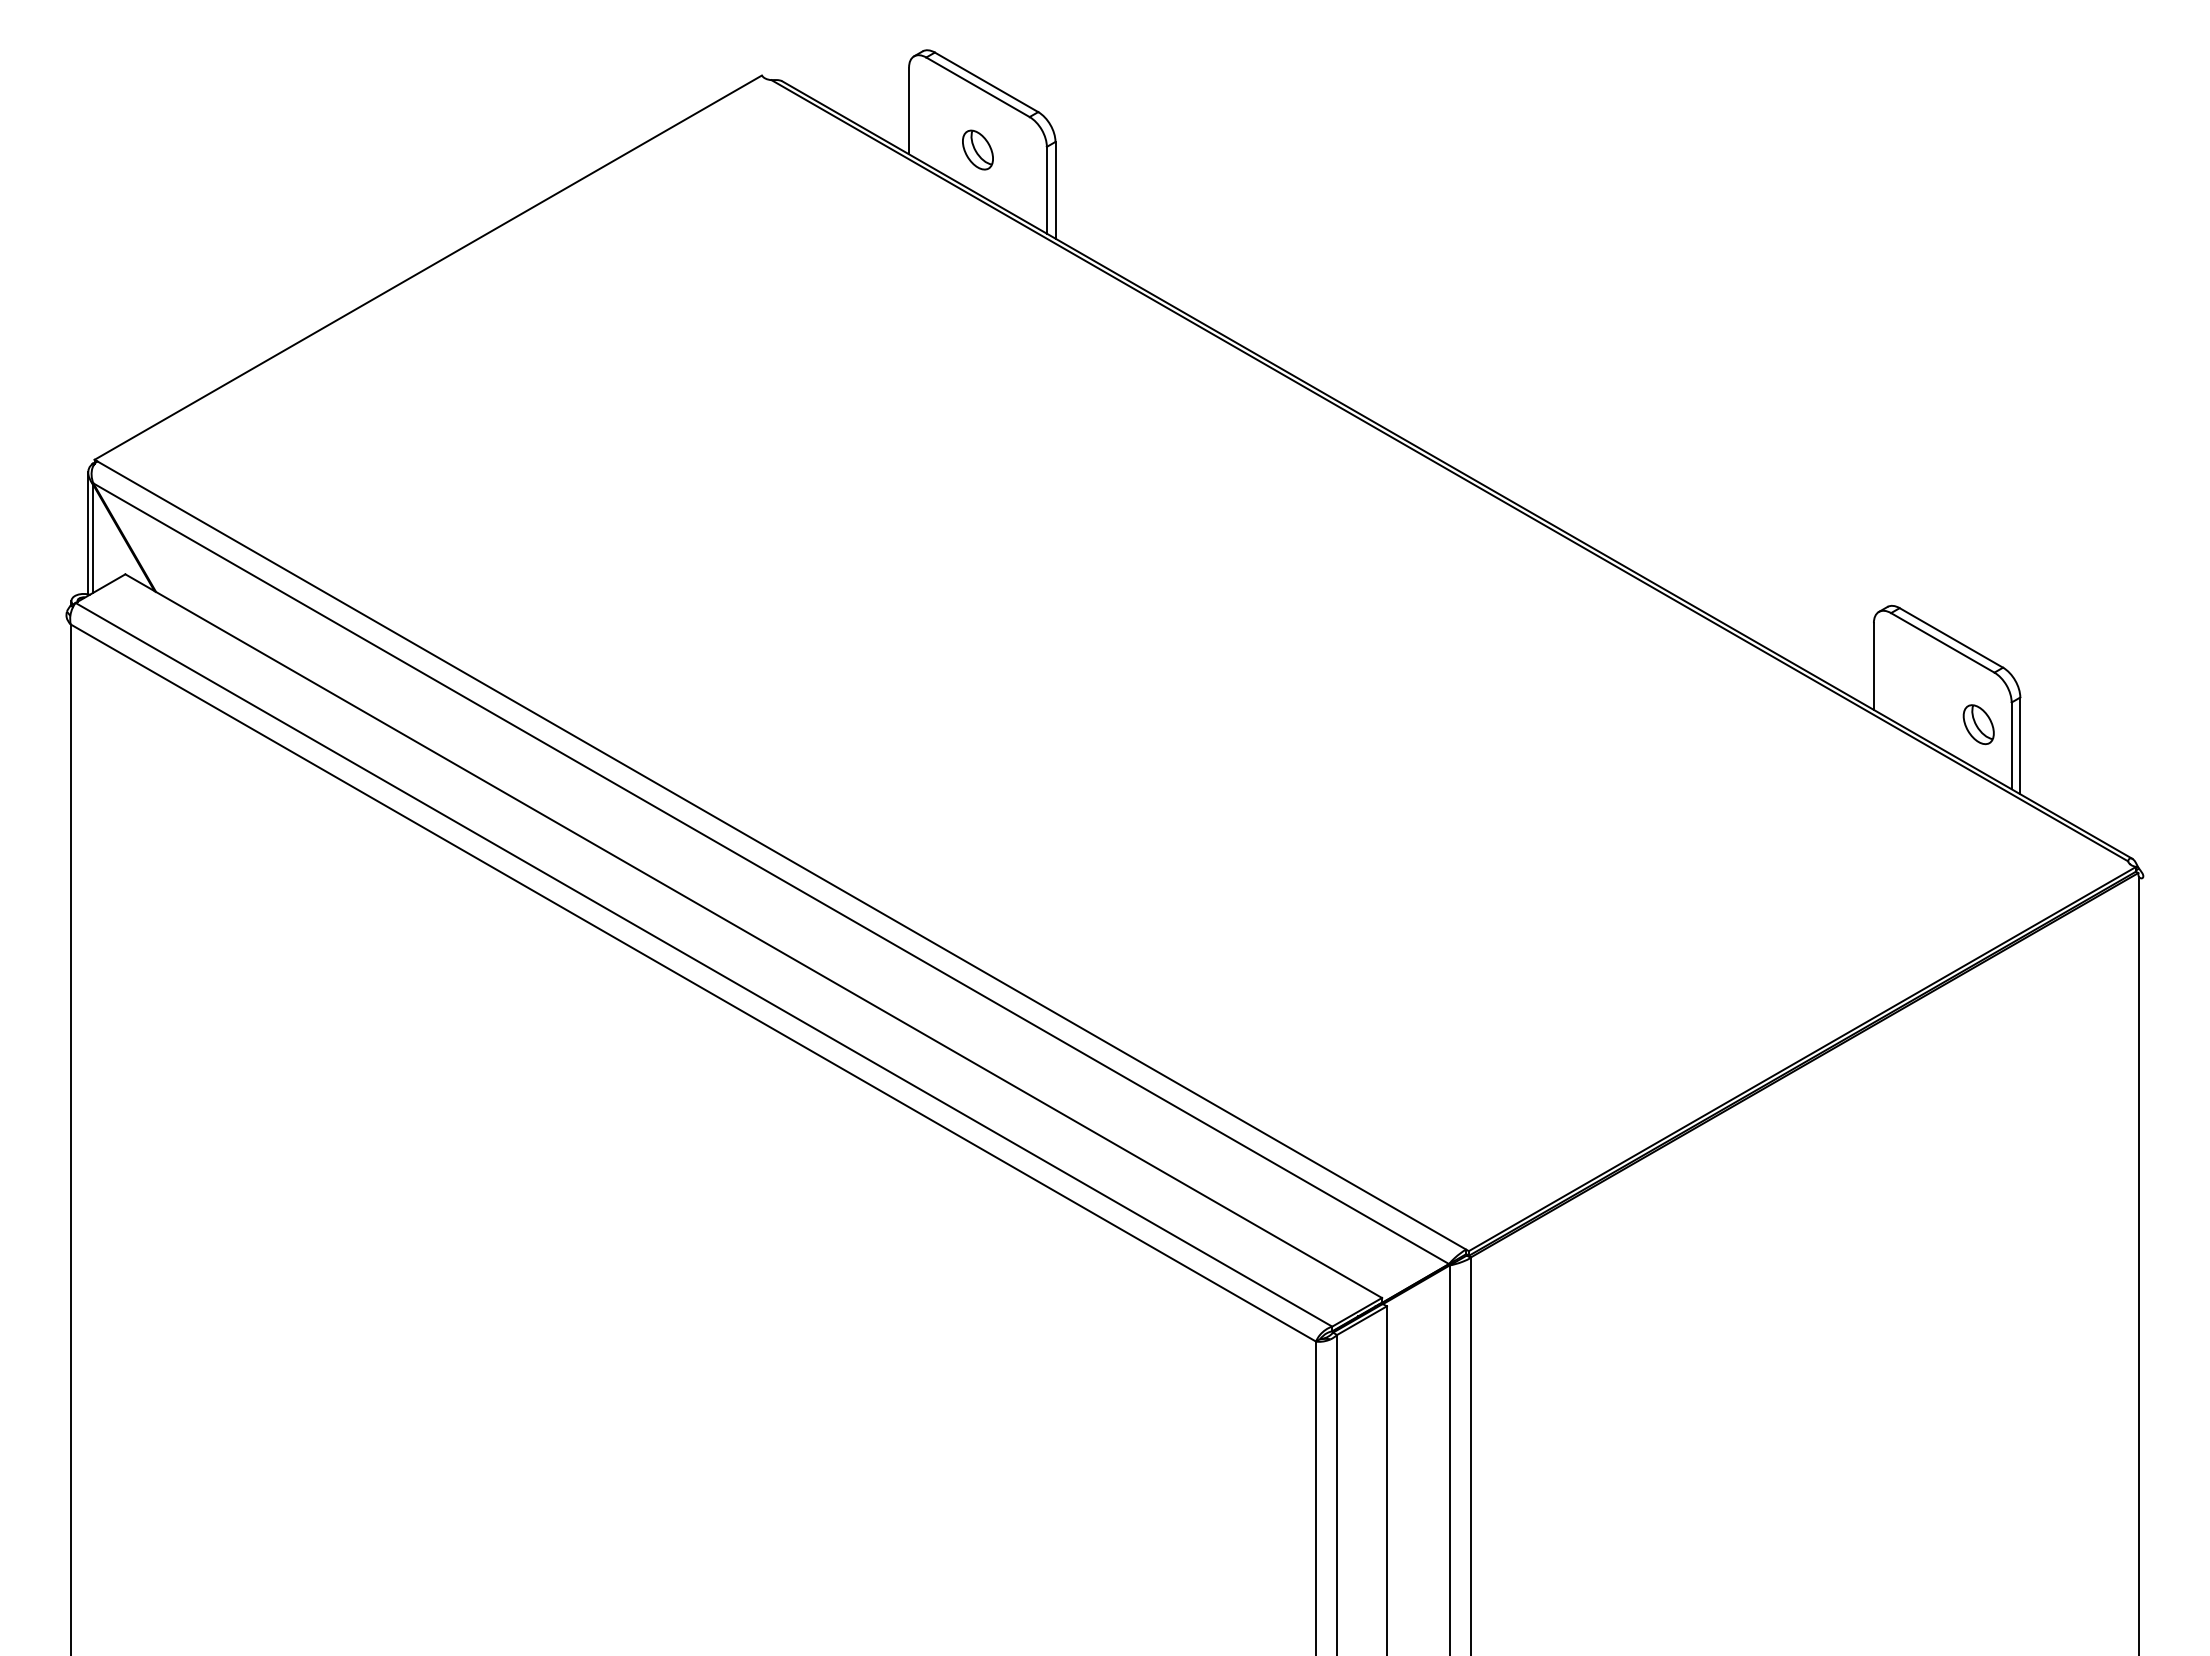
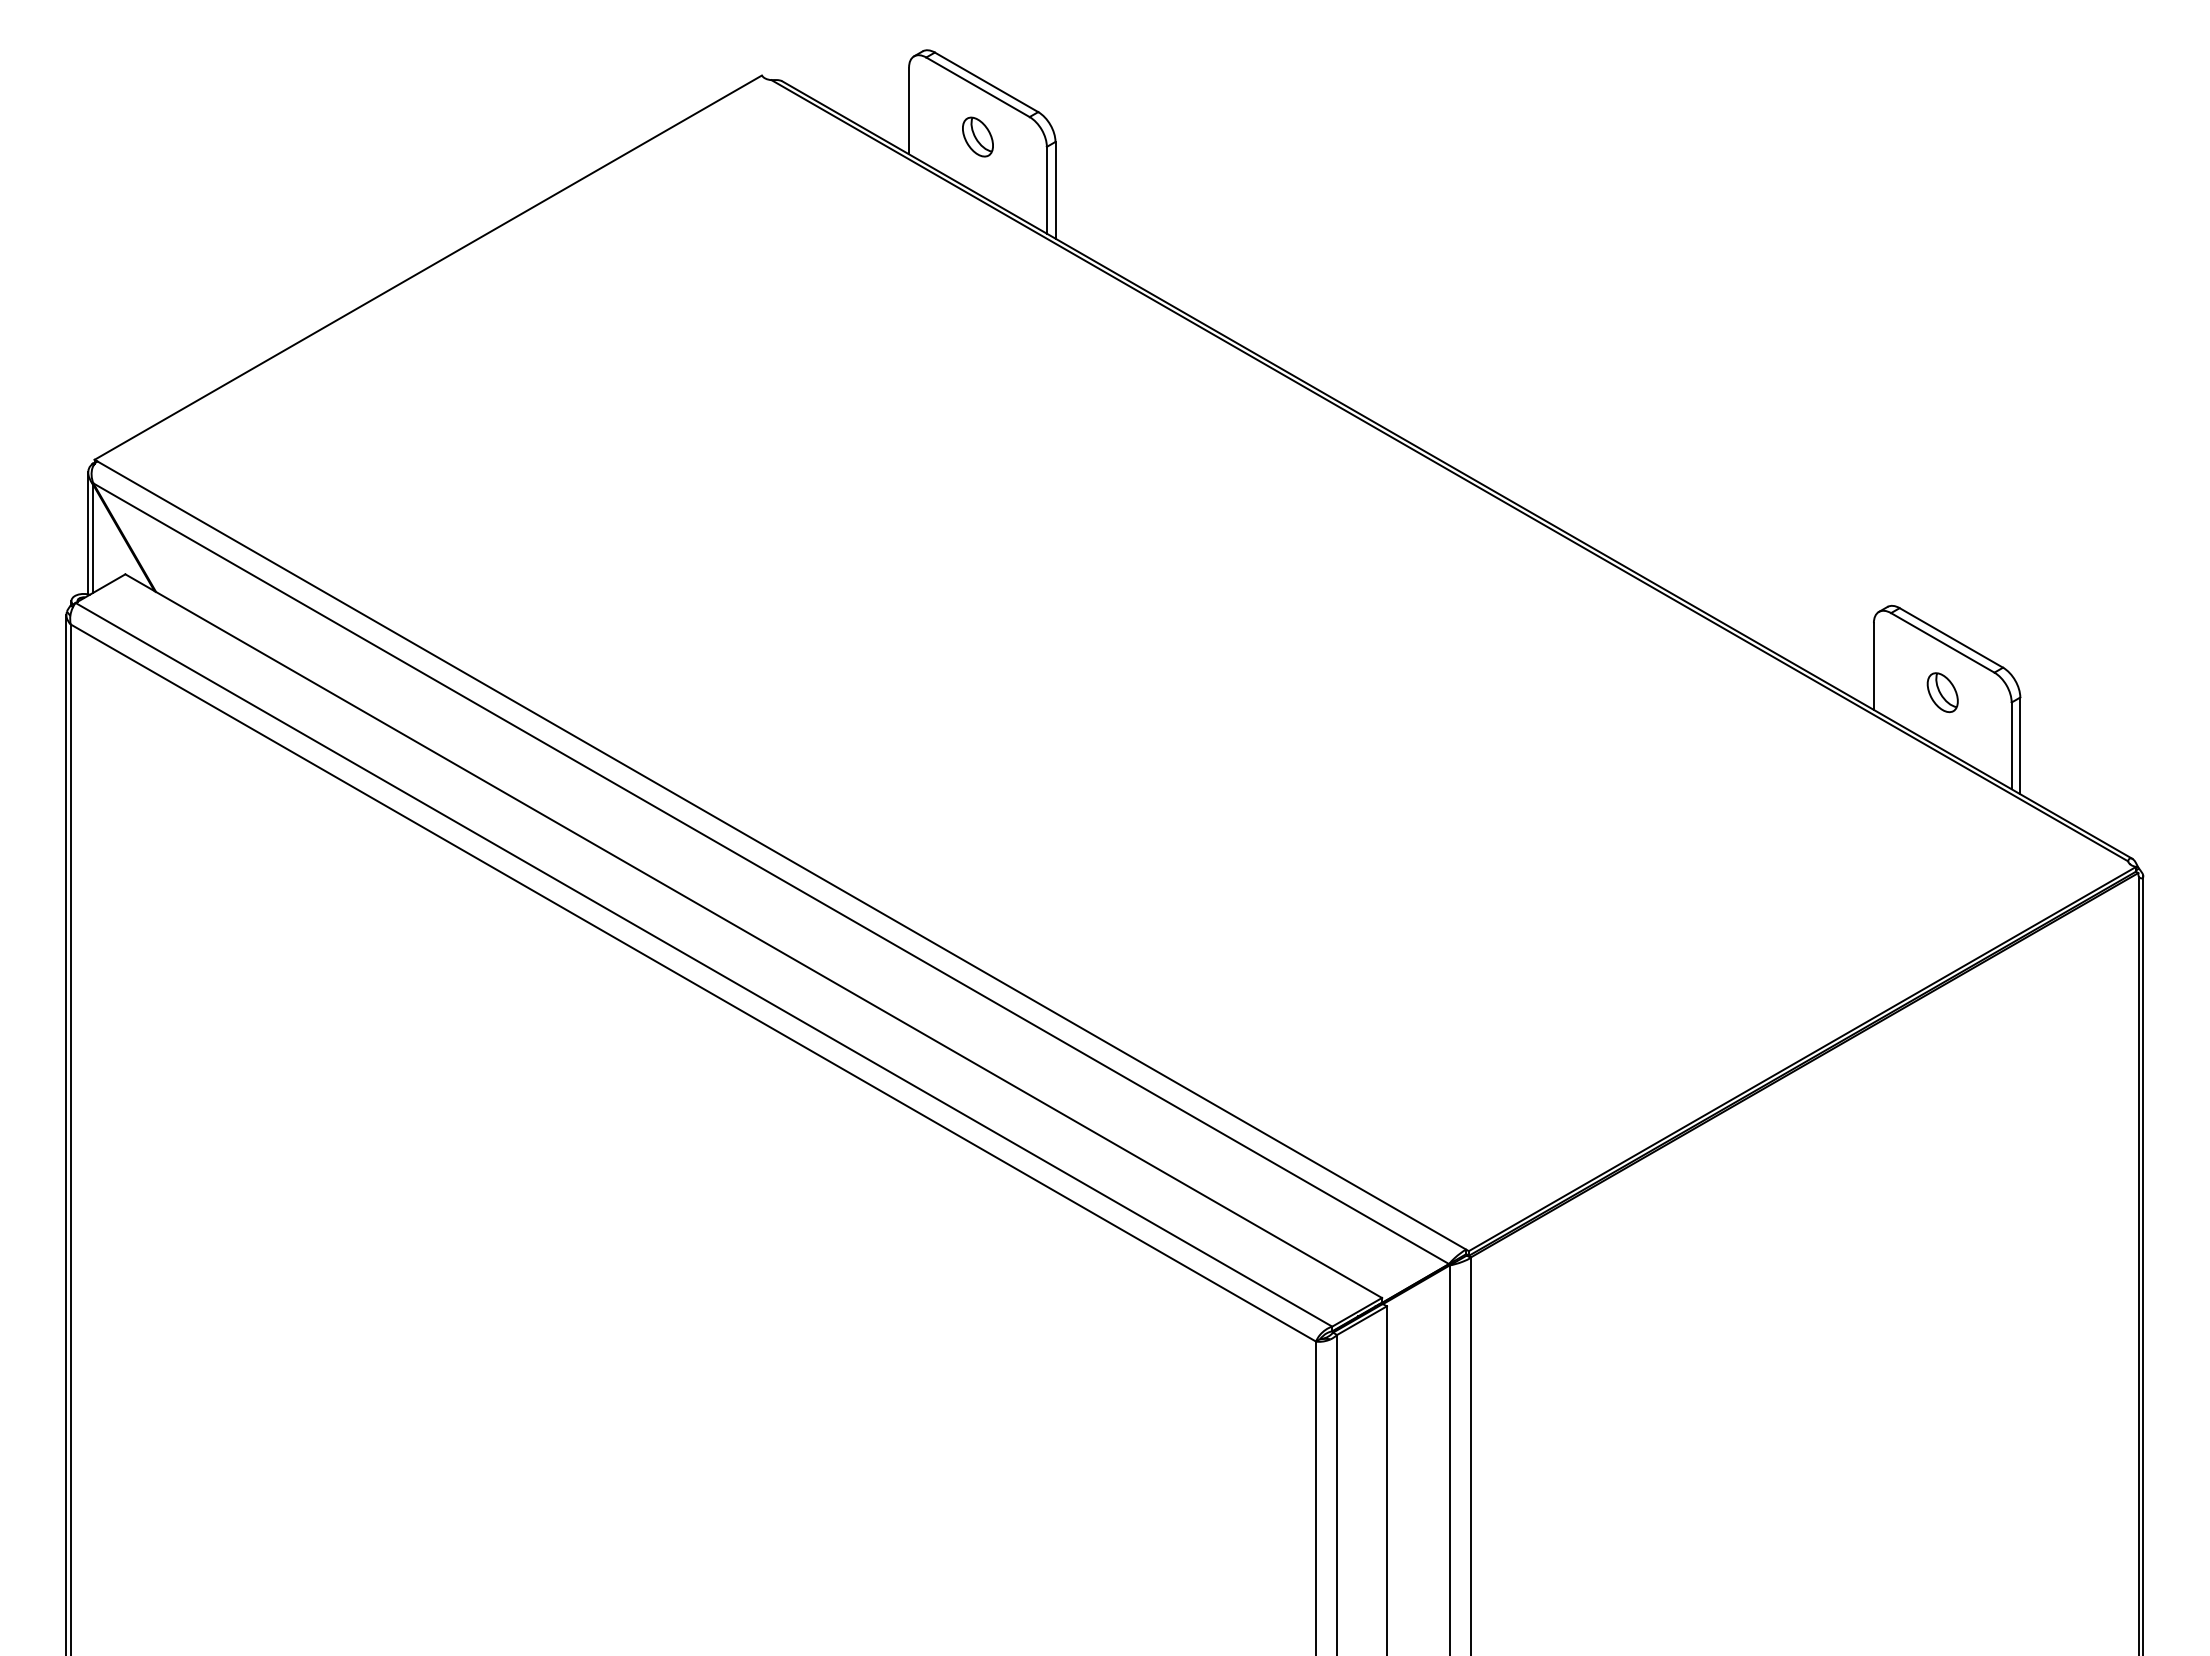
part position: (977, 149) -> (977, 136) (977, 136)
part position: (1978, 724) -> (1942, 692) (1942, 692)
line: none -> present (66, 1133)
line: none -> present (2143, 1264)
